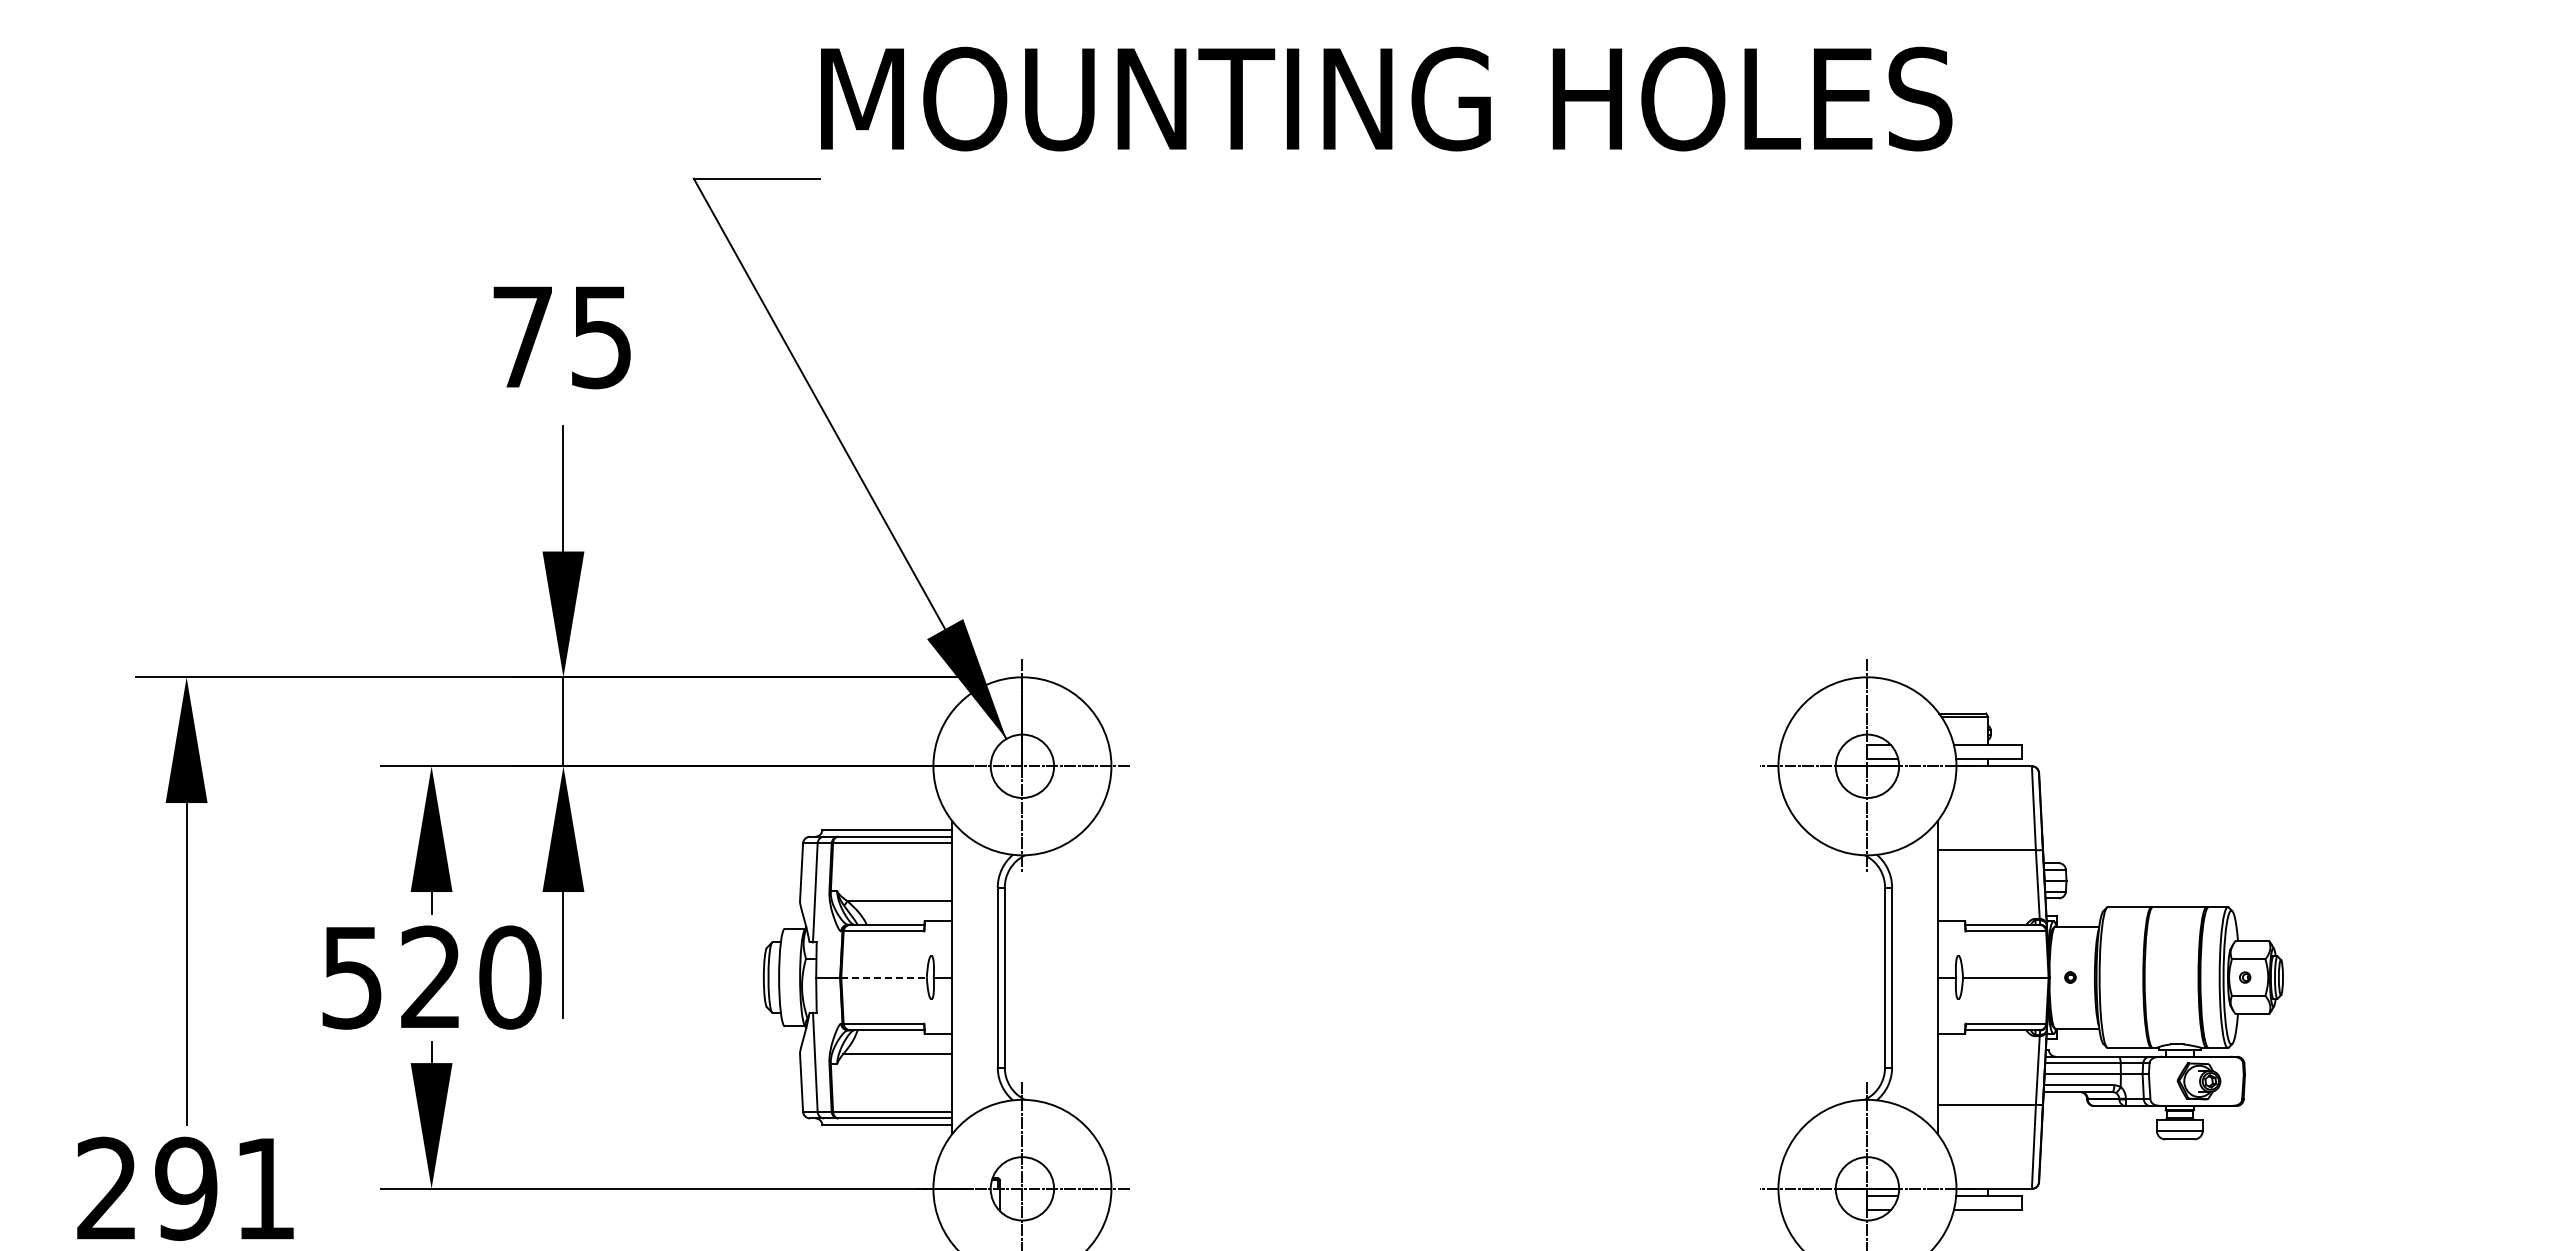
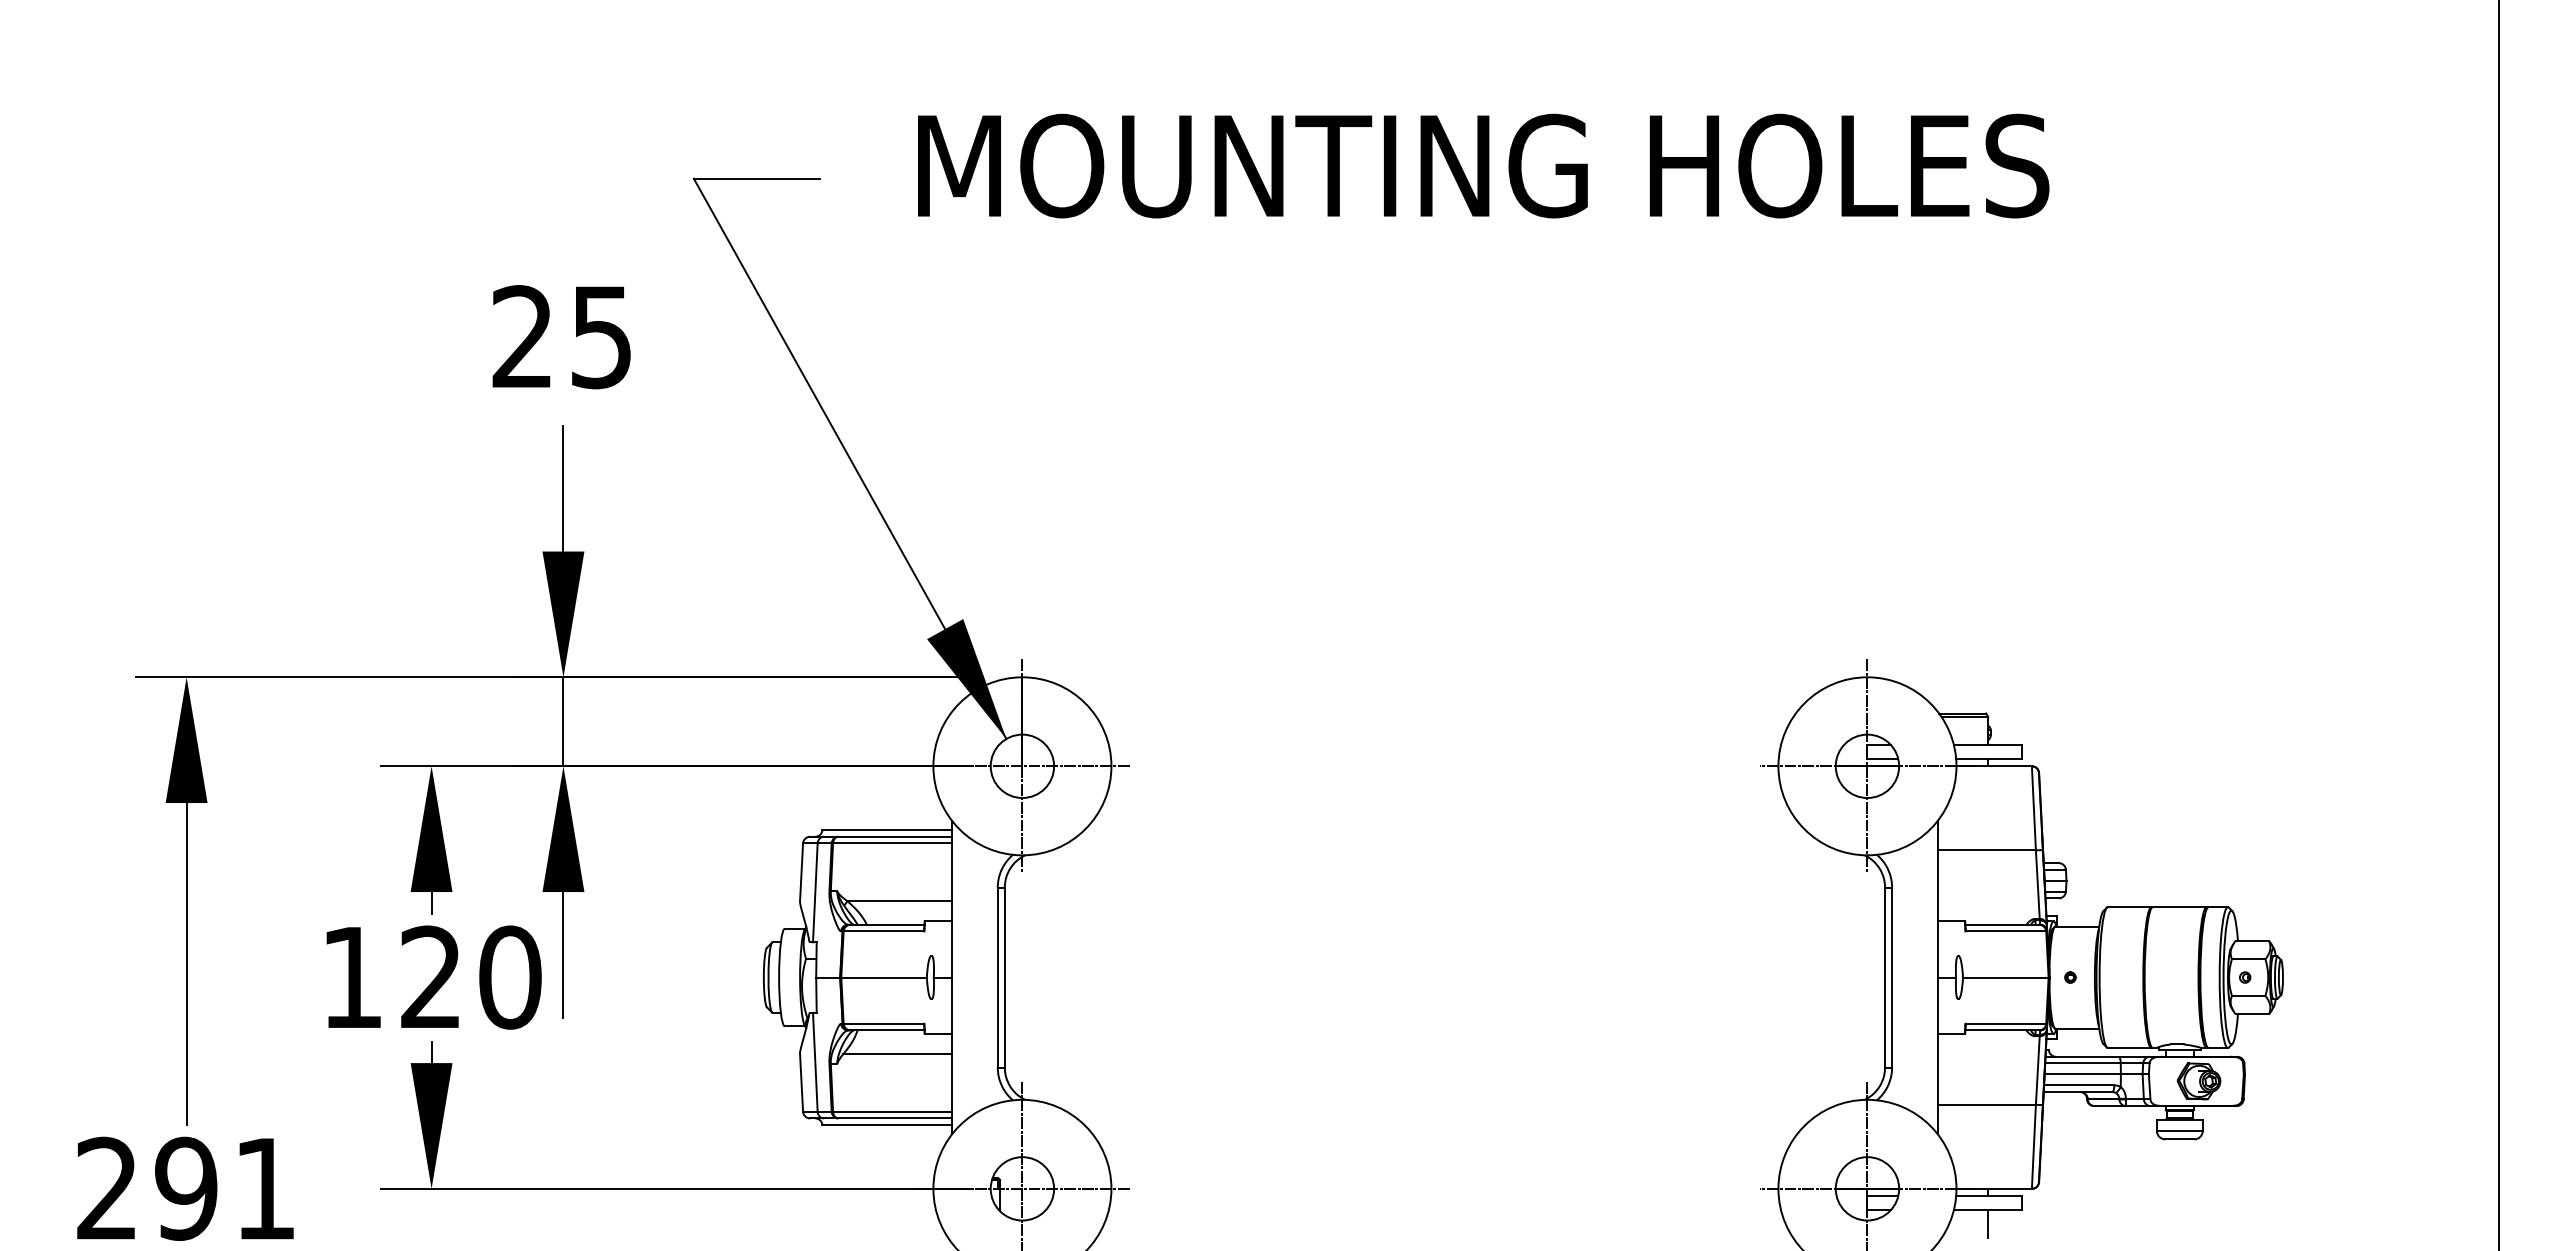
text position: (1386, 98) -> (1483, 165) (1483, 165)
text: 75 -> 25 (521, 336)
line: none -> present (2498, 624)
line: dashed -> solid (884, 977)
text: 520 -> 120 (351, 978)
line: none -> present (1988, 1223)
